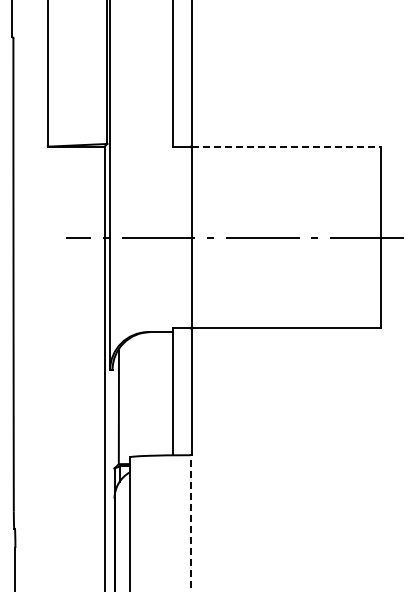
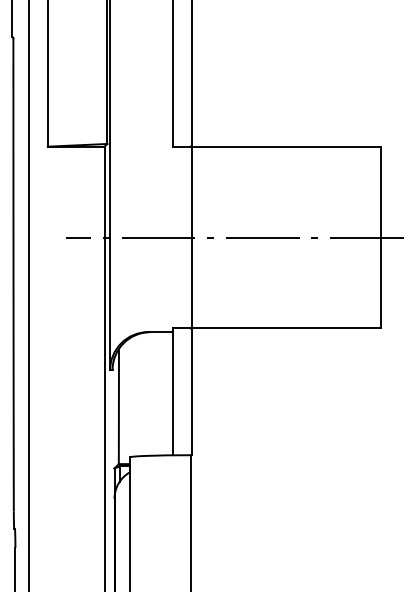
line: dashed -> solid (286, 146)
line: none -> present (28, 295)
line: dashed -> solid (190, 523)
